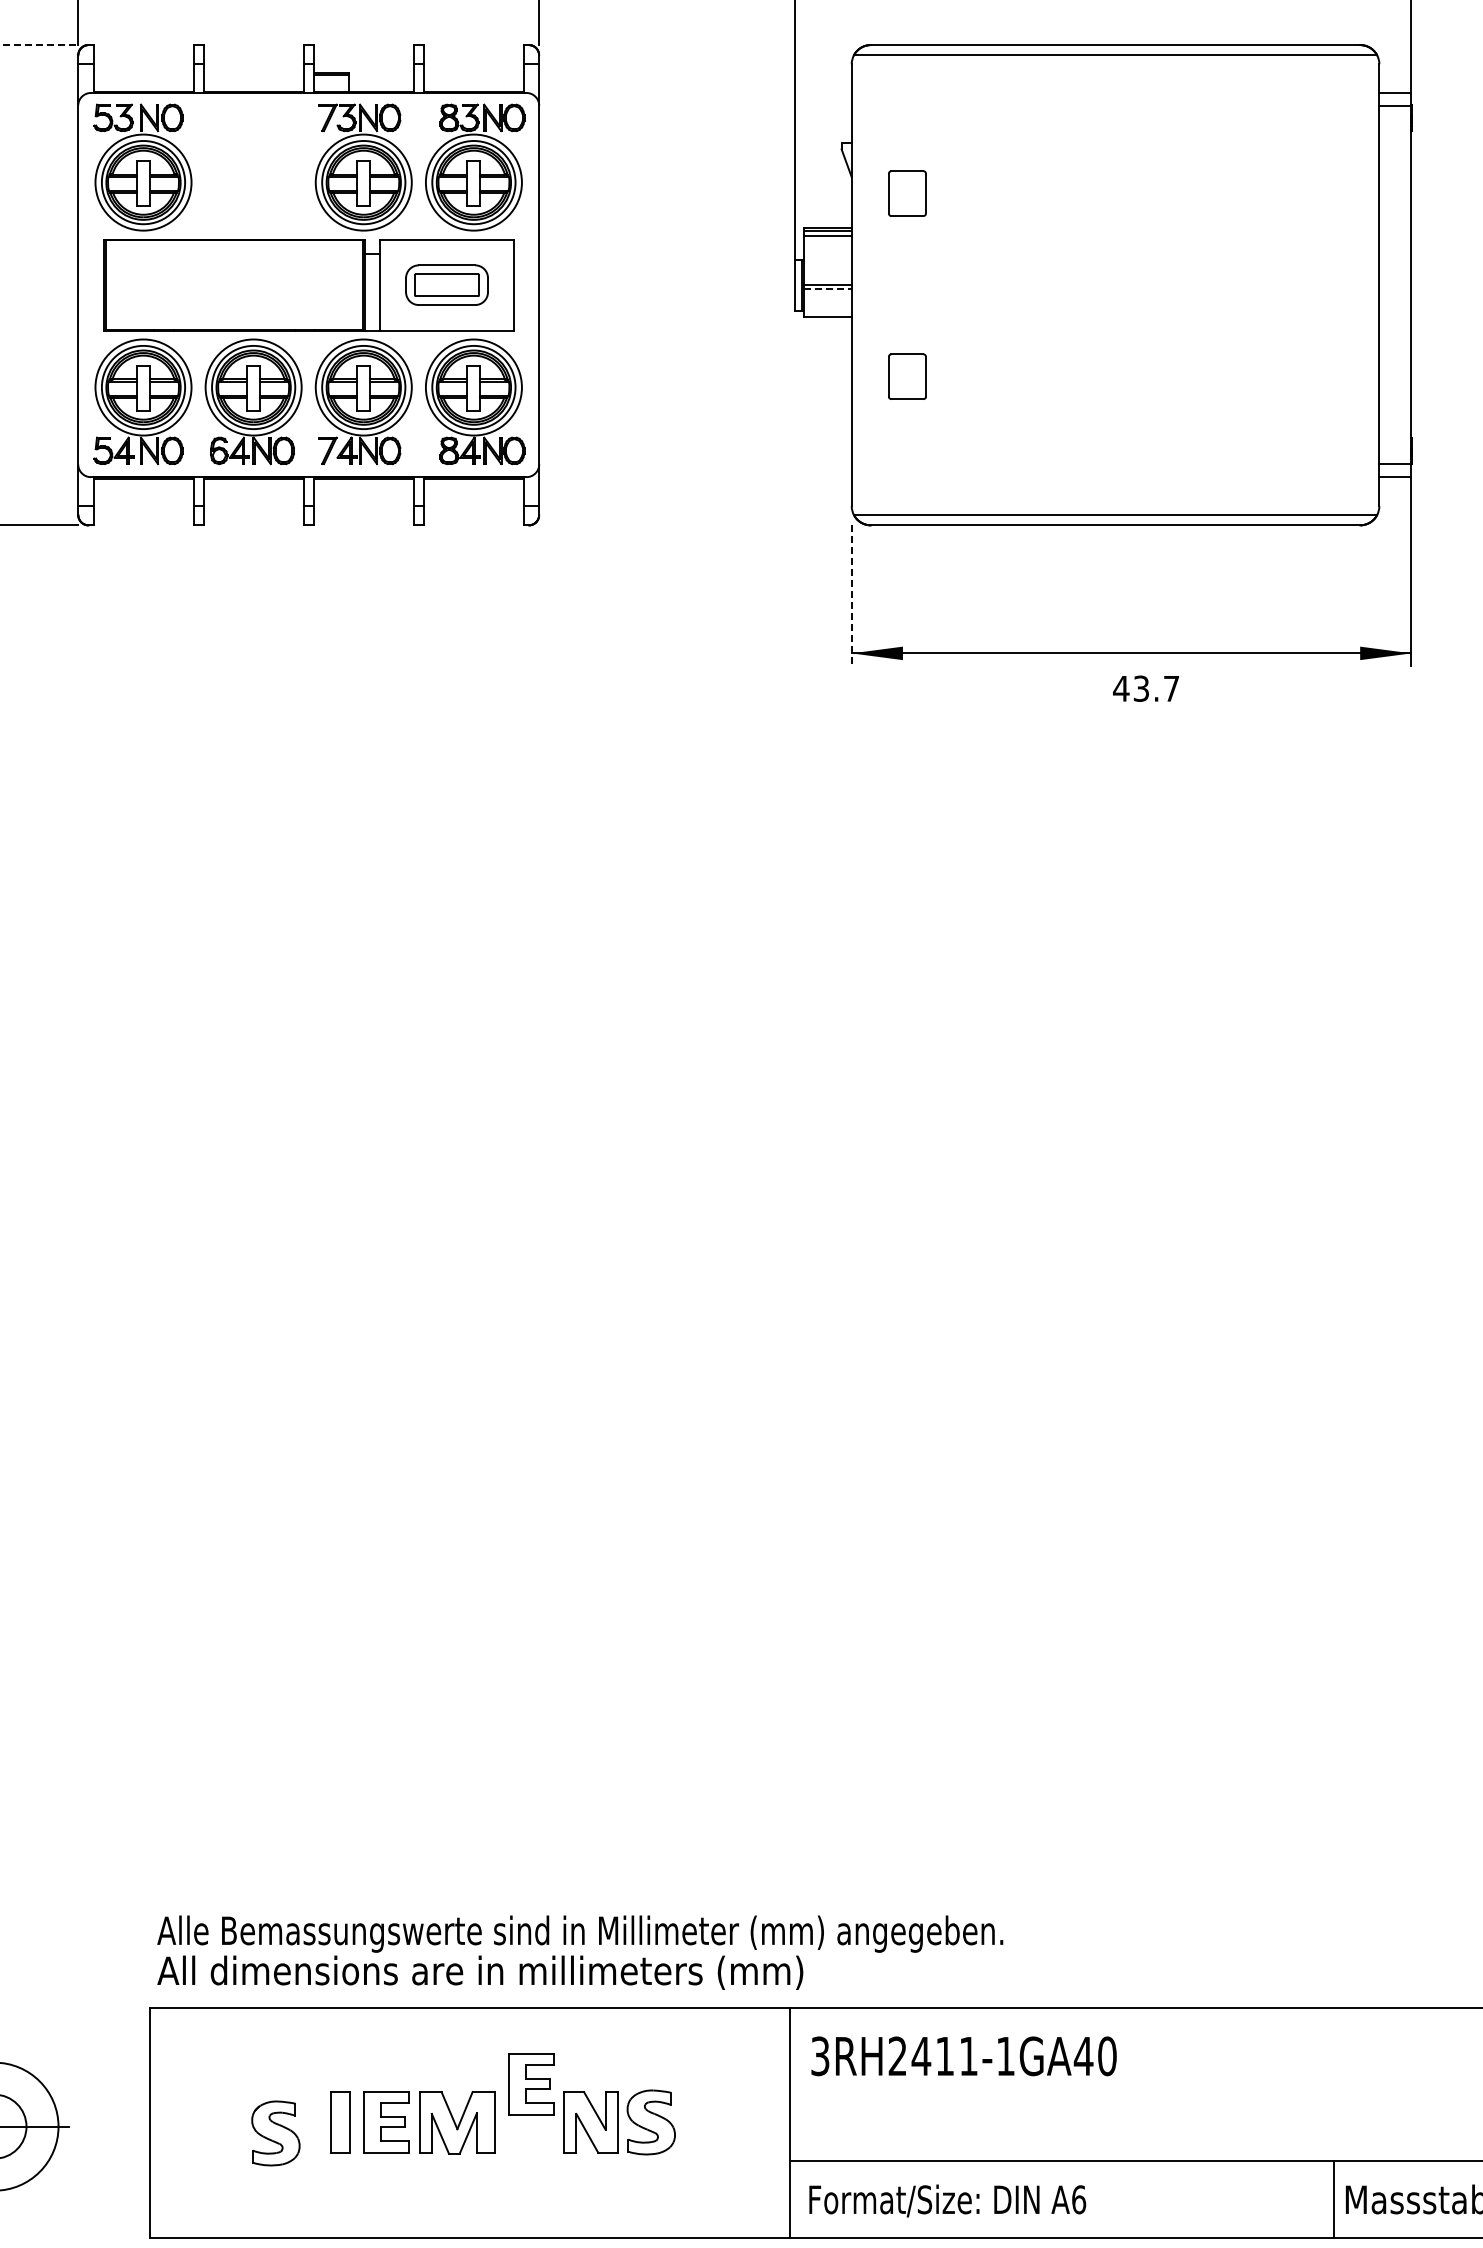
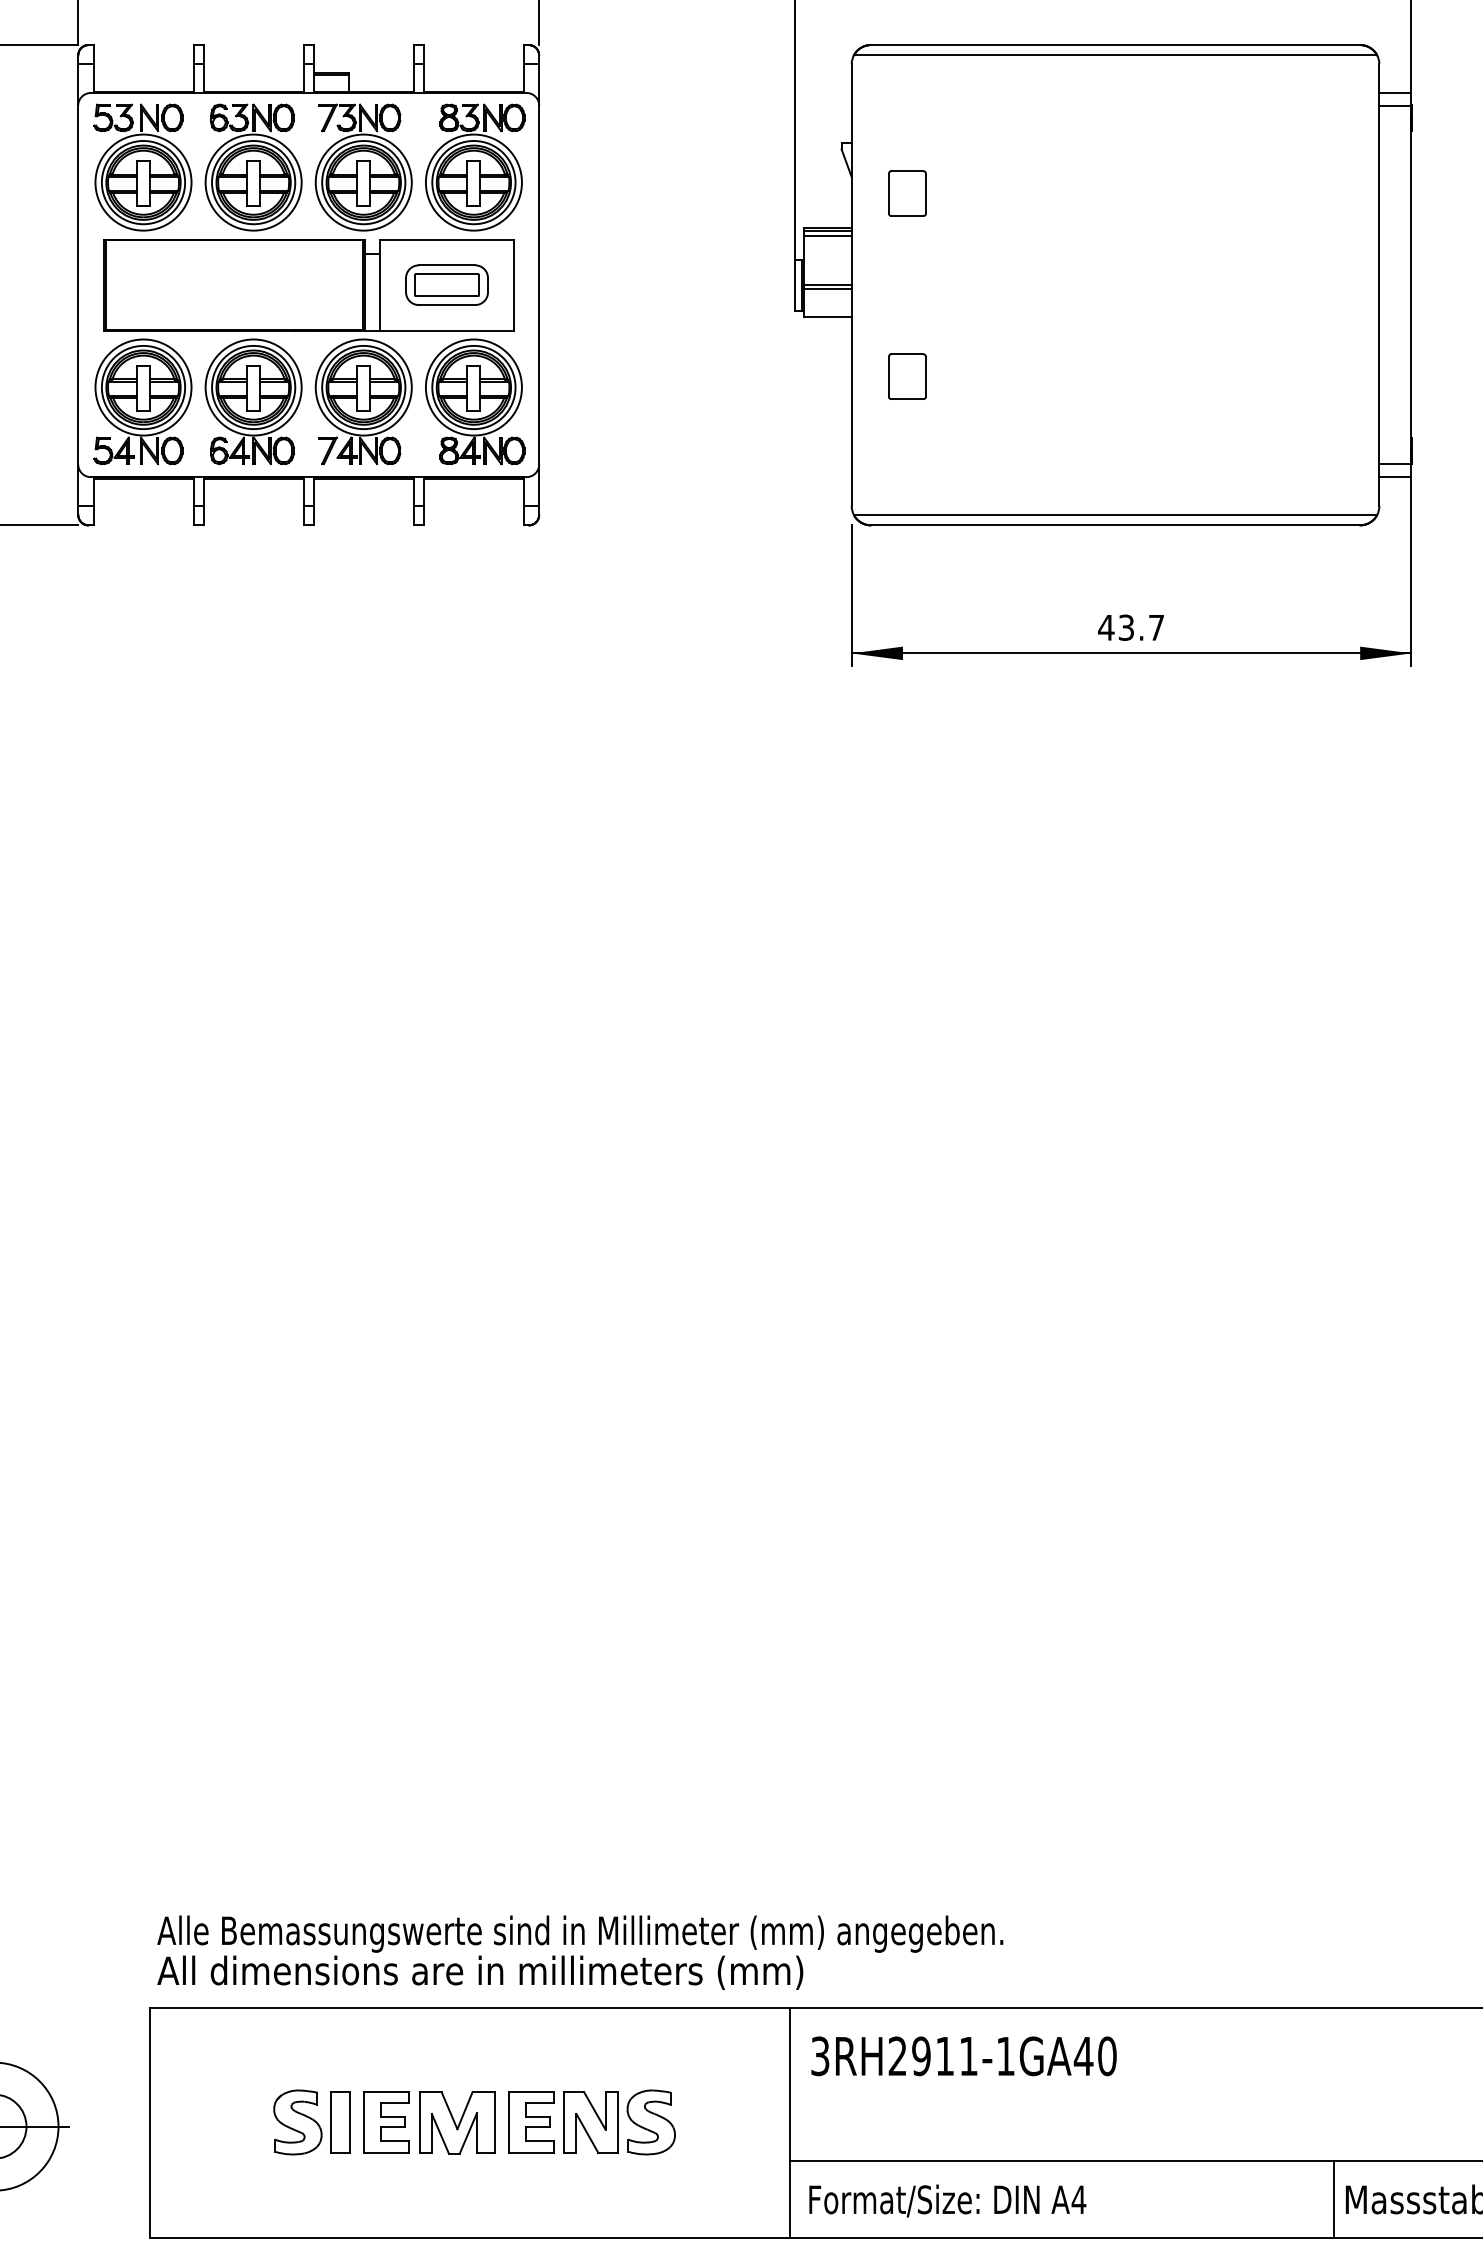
line: dashed -> solid (39, 45)
part: none -> present (253, 167)
line: dashed -> solid (828, 289)
line: dashed -> solid (851, 596)
text position: (1145, 688) -> (1130, 627) (1130, 627)
text: 3RH2411-1GA40 -> 3RH2911-1GA40 (921, 2056)
part position: (531, 2084) -> (531, 2122) (531, 2122)
part position: (275, 2133) -> (297, 2122) (297, 2122)
text: A6 -> A4 (1078, 2199)
